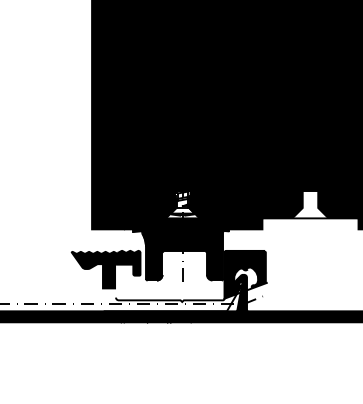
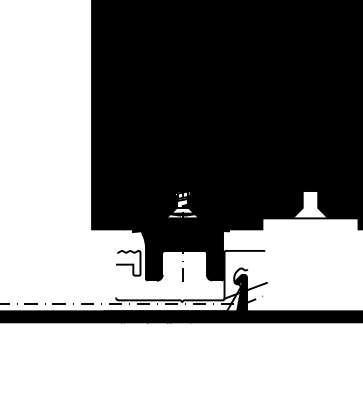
fill: present -> none (105, 269)
fill: present -> none (245, 274)
